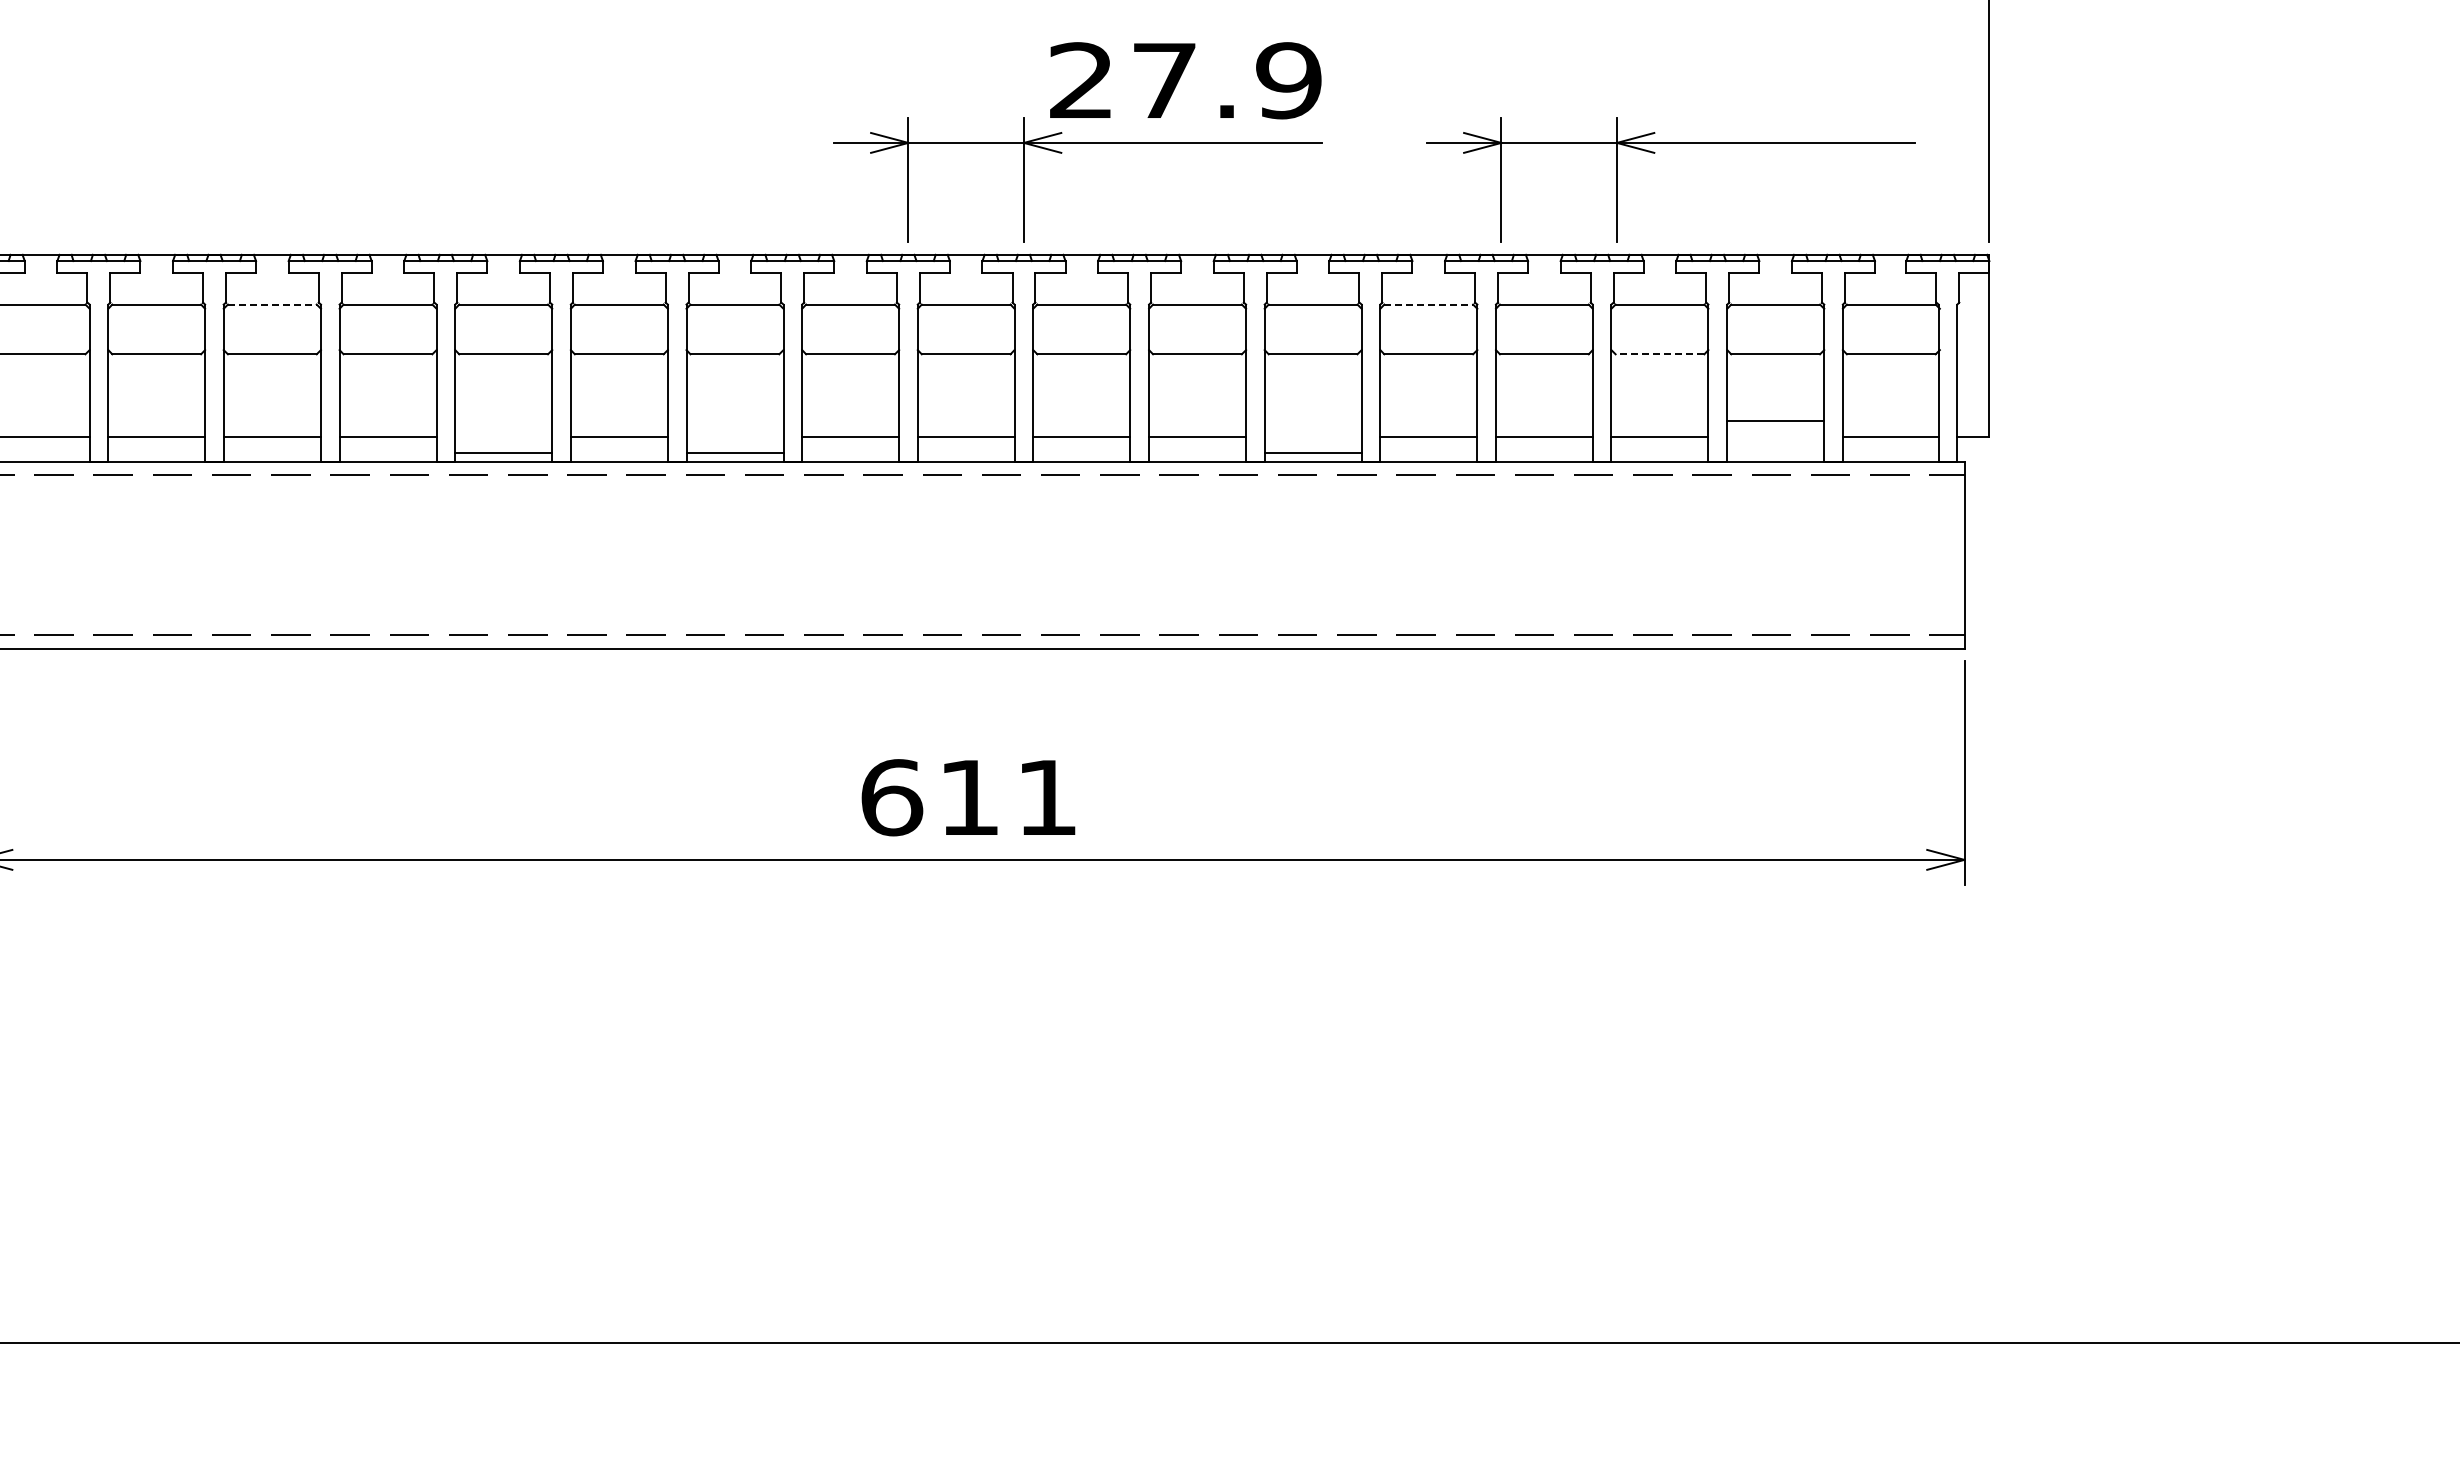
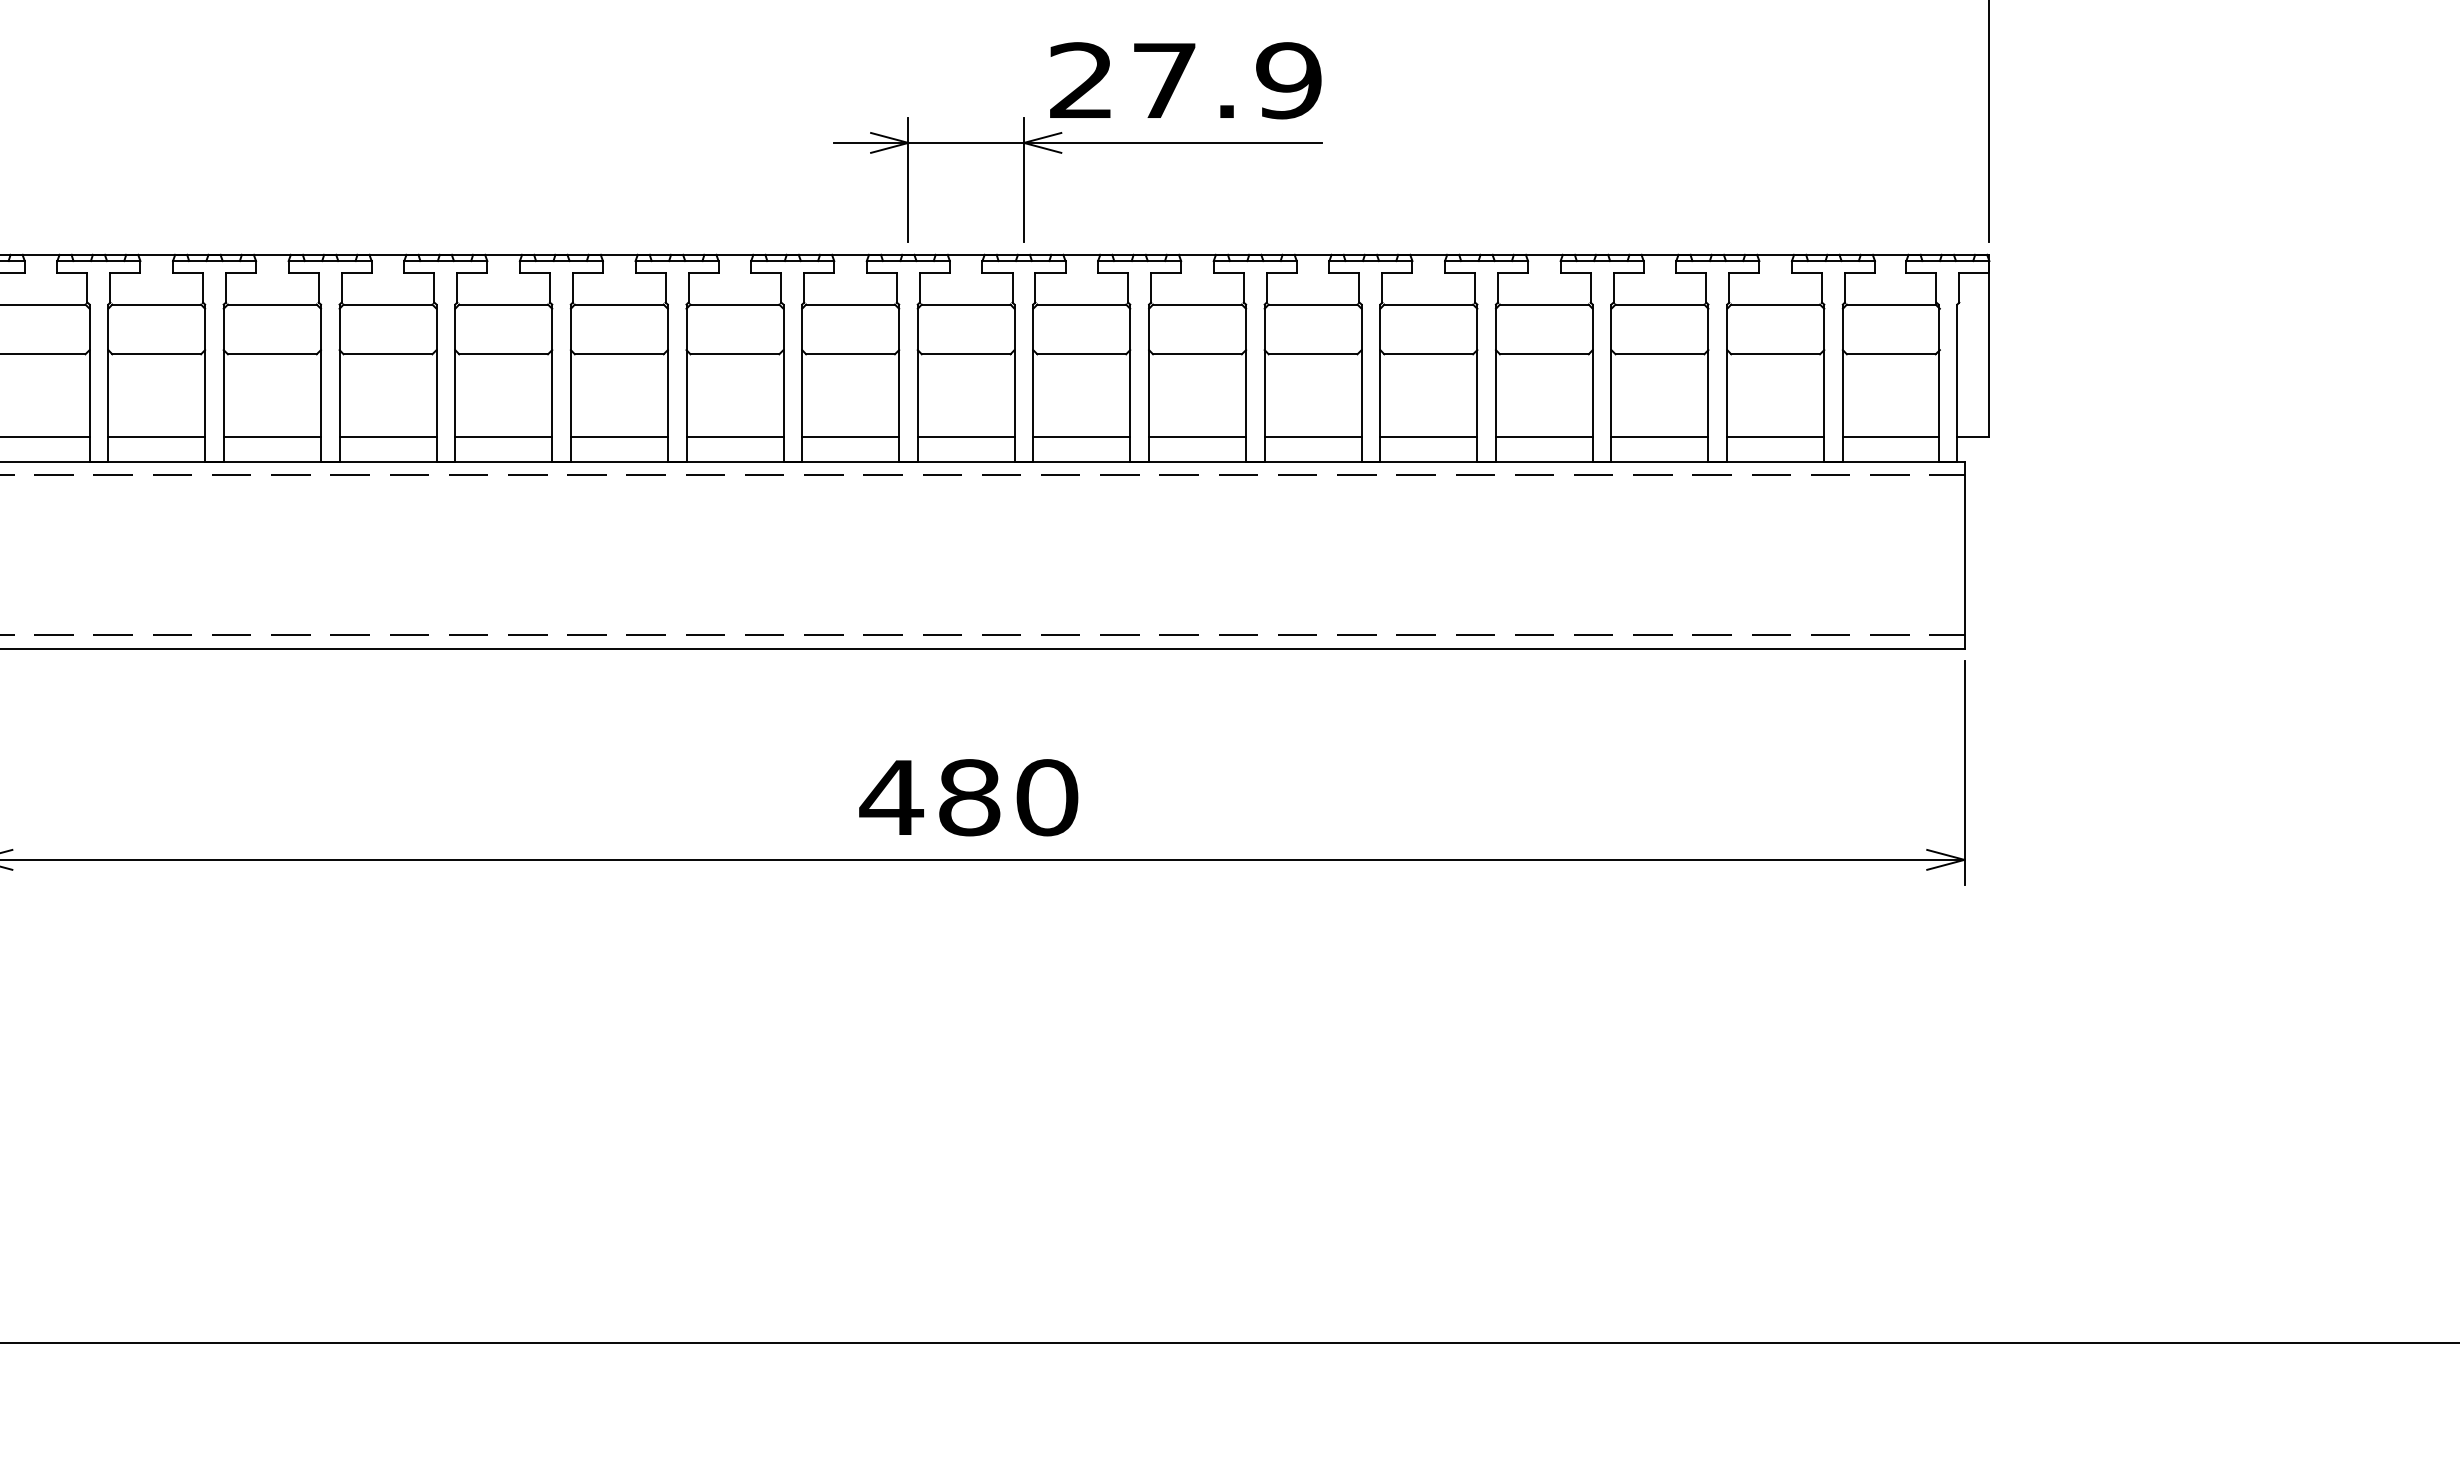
part: present -> none (1655, 153)
line: dashed -> solid (272, 304)
line: dashed -> solid (1429, 304)
line: dashed -> solid (1659, 354)
line position: (1775, 421) -> (1775, 437) (1775, 437)
line position: (503, 453) -> (503, 437) (503, 437)
line position: (734, 453) -> (734, 437) (734, 437)
line position: (1312, 453) -> (1312, 437) (1312, 437)
text: 611 -> 480 (968, 797)
